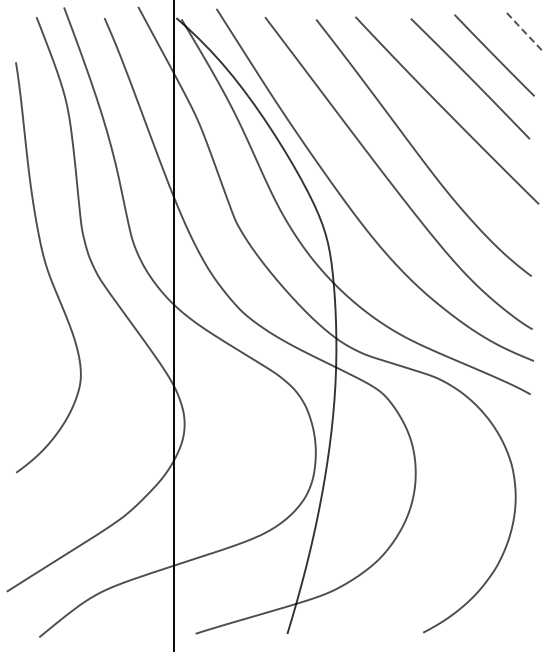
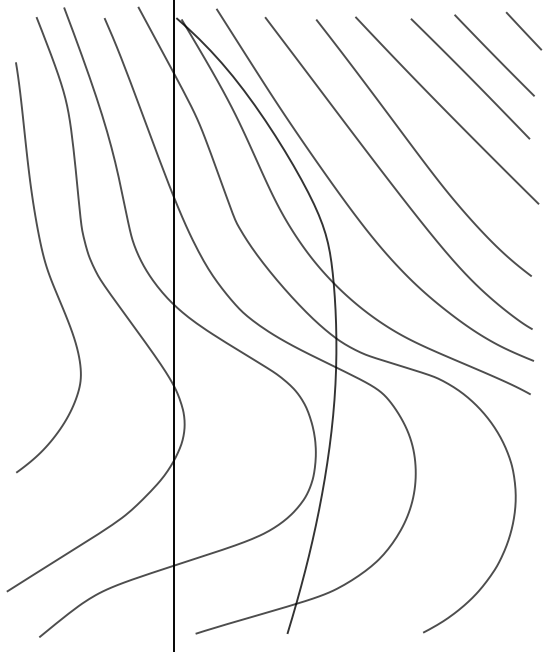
line: dashed -> solid (524, 31)
